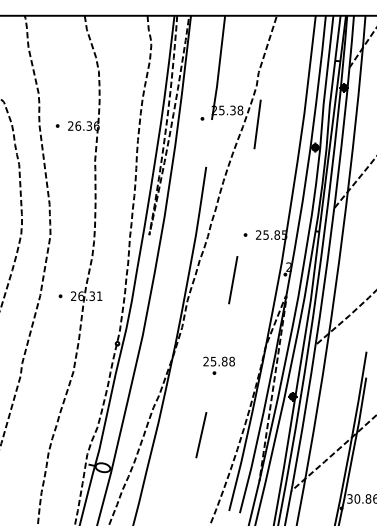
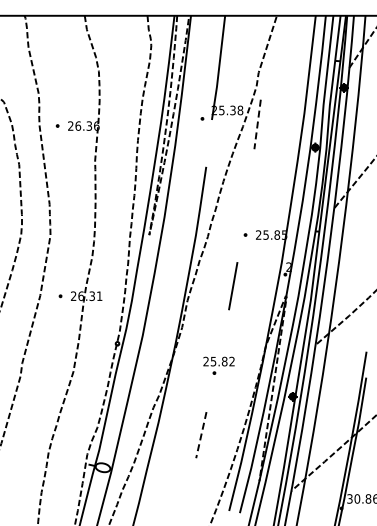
line: solid -> dashed (257, 124)
line position: (233, 280) -> (233, 286) (233, 286)
text: 25.88 -> 25.82 (231, 361)
line: solid -> dashed (201, 435)
